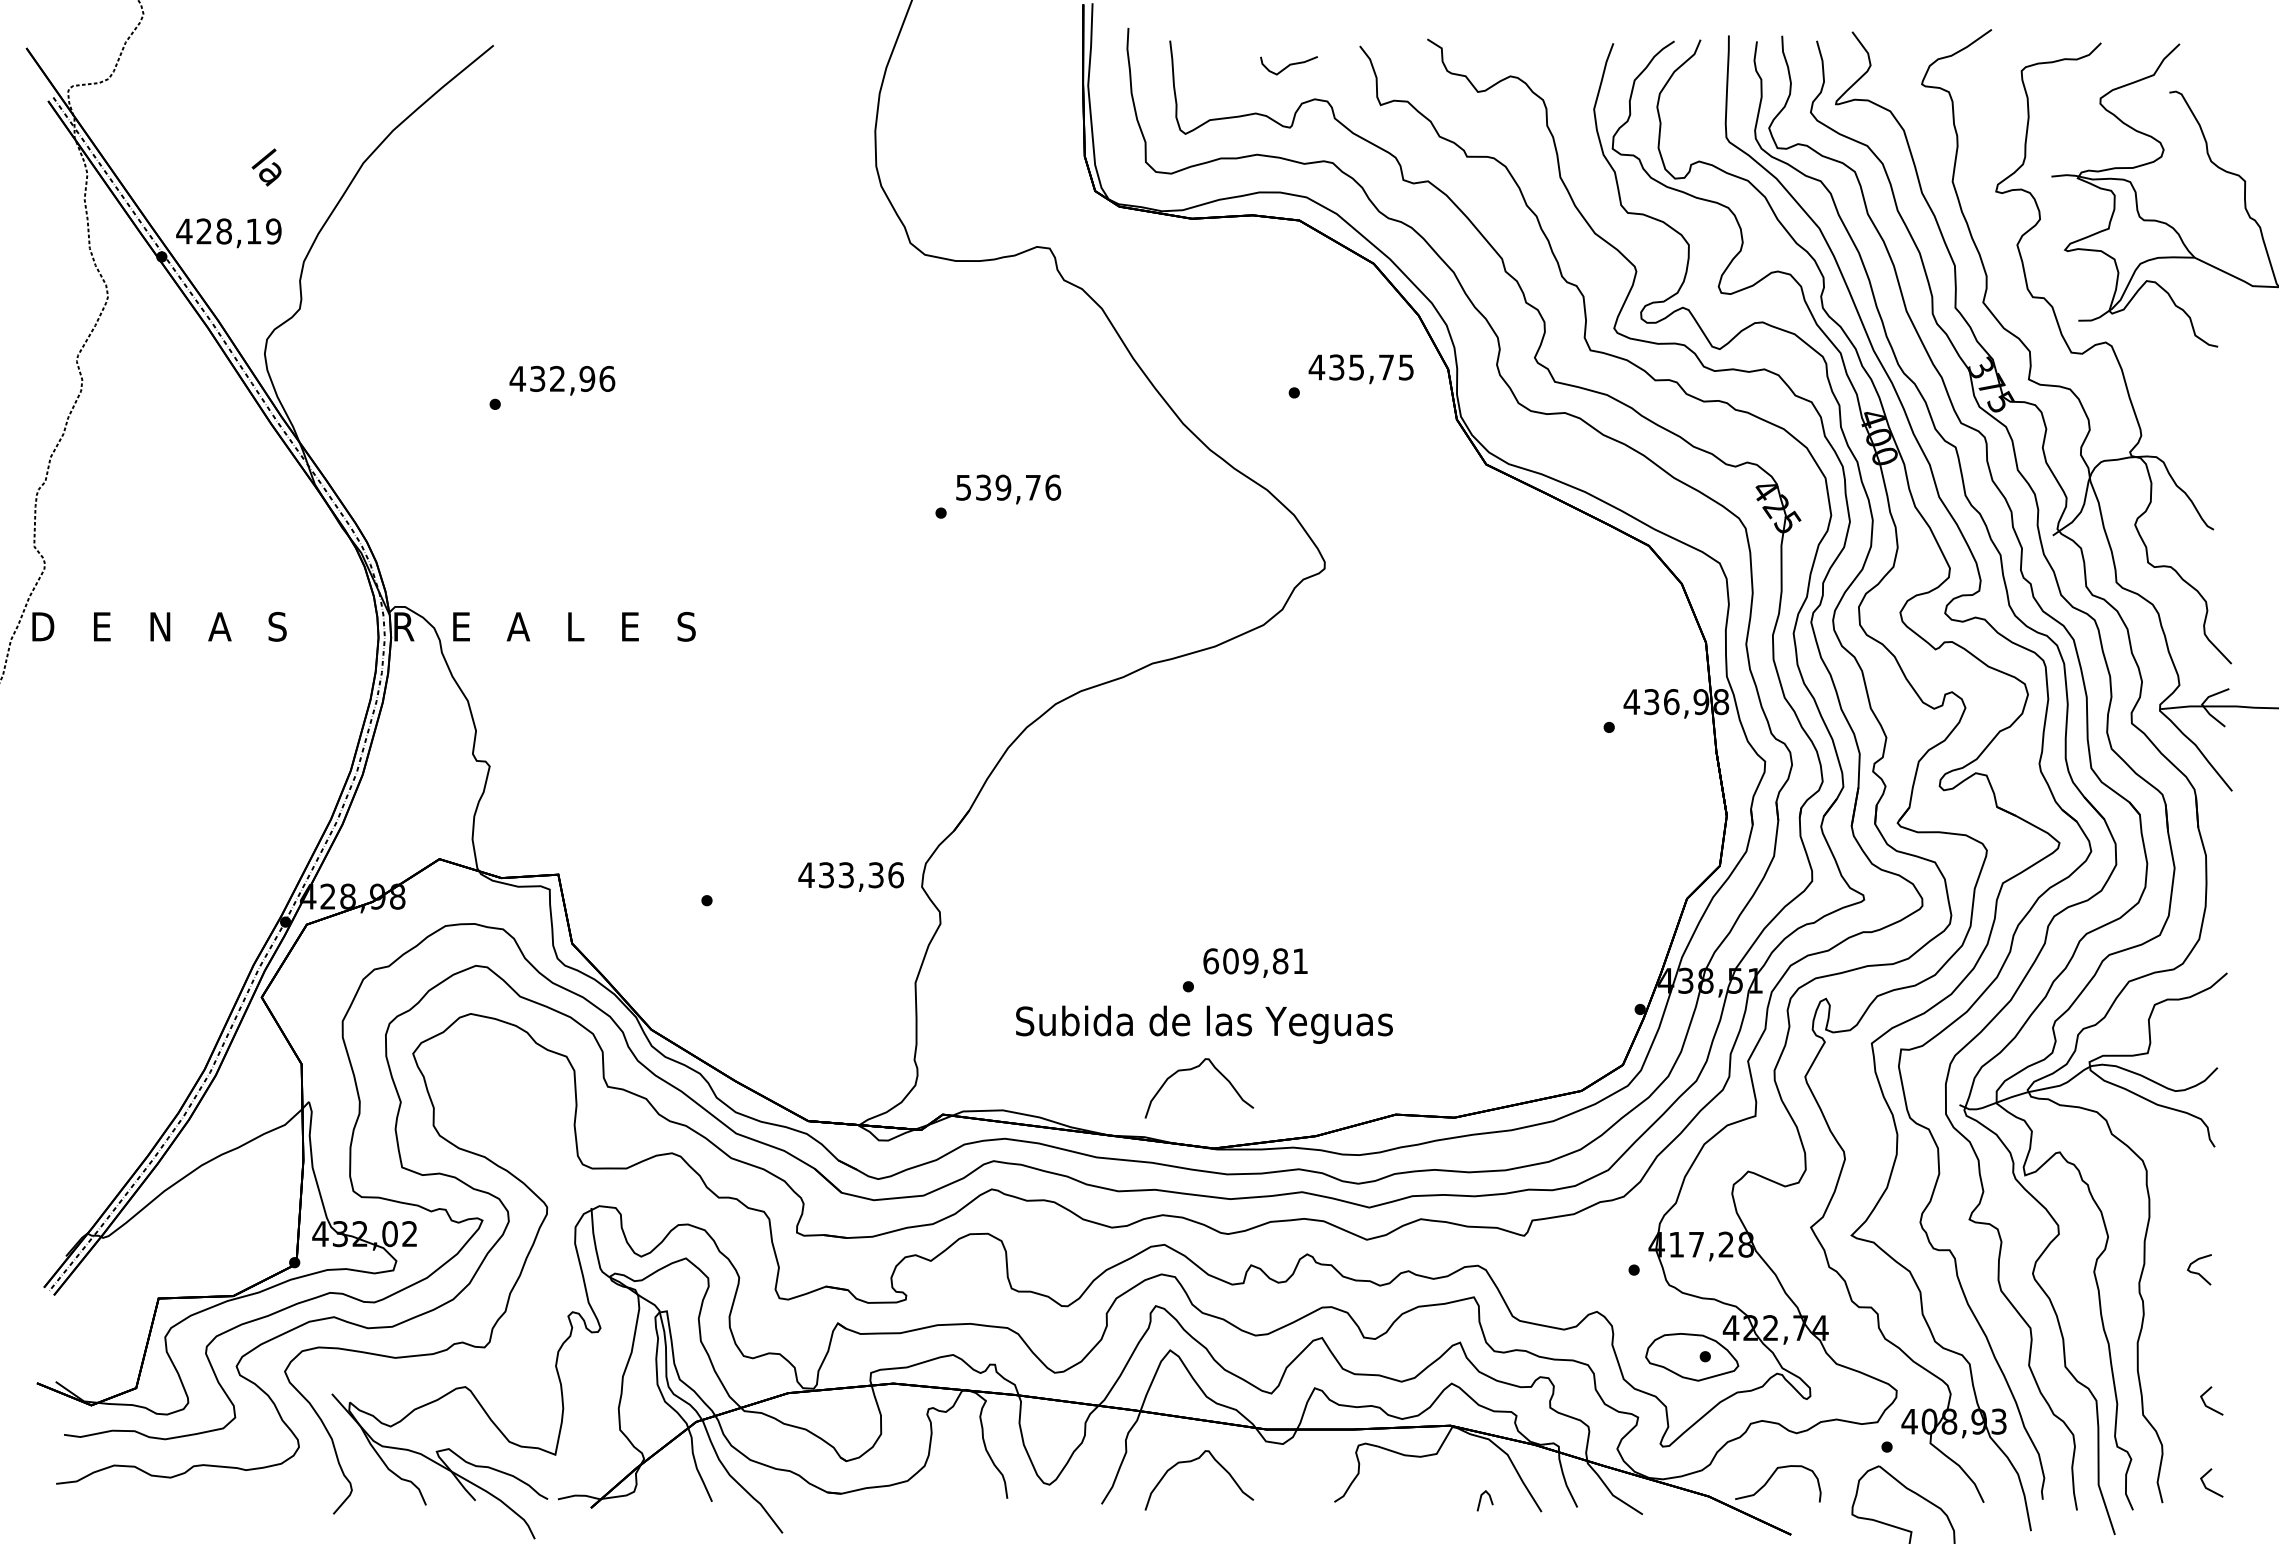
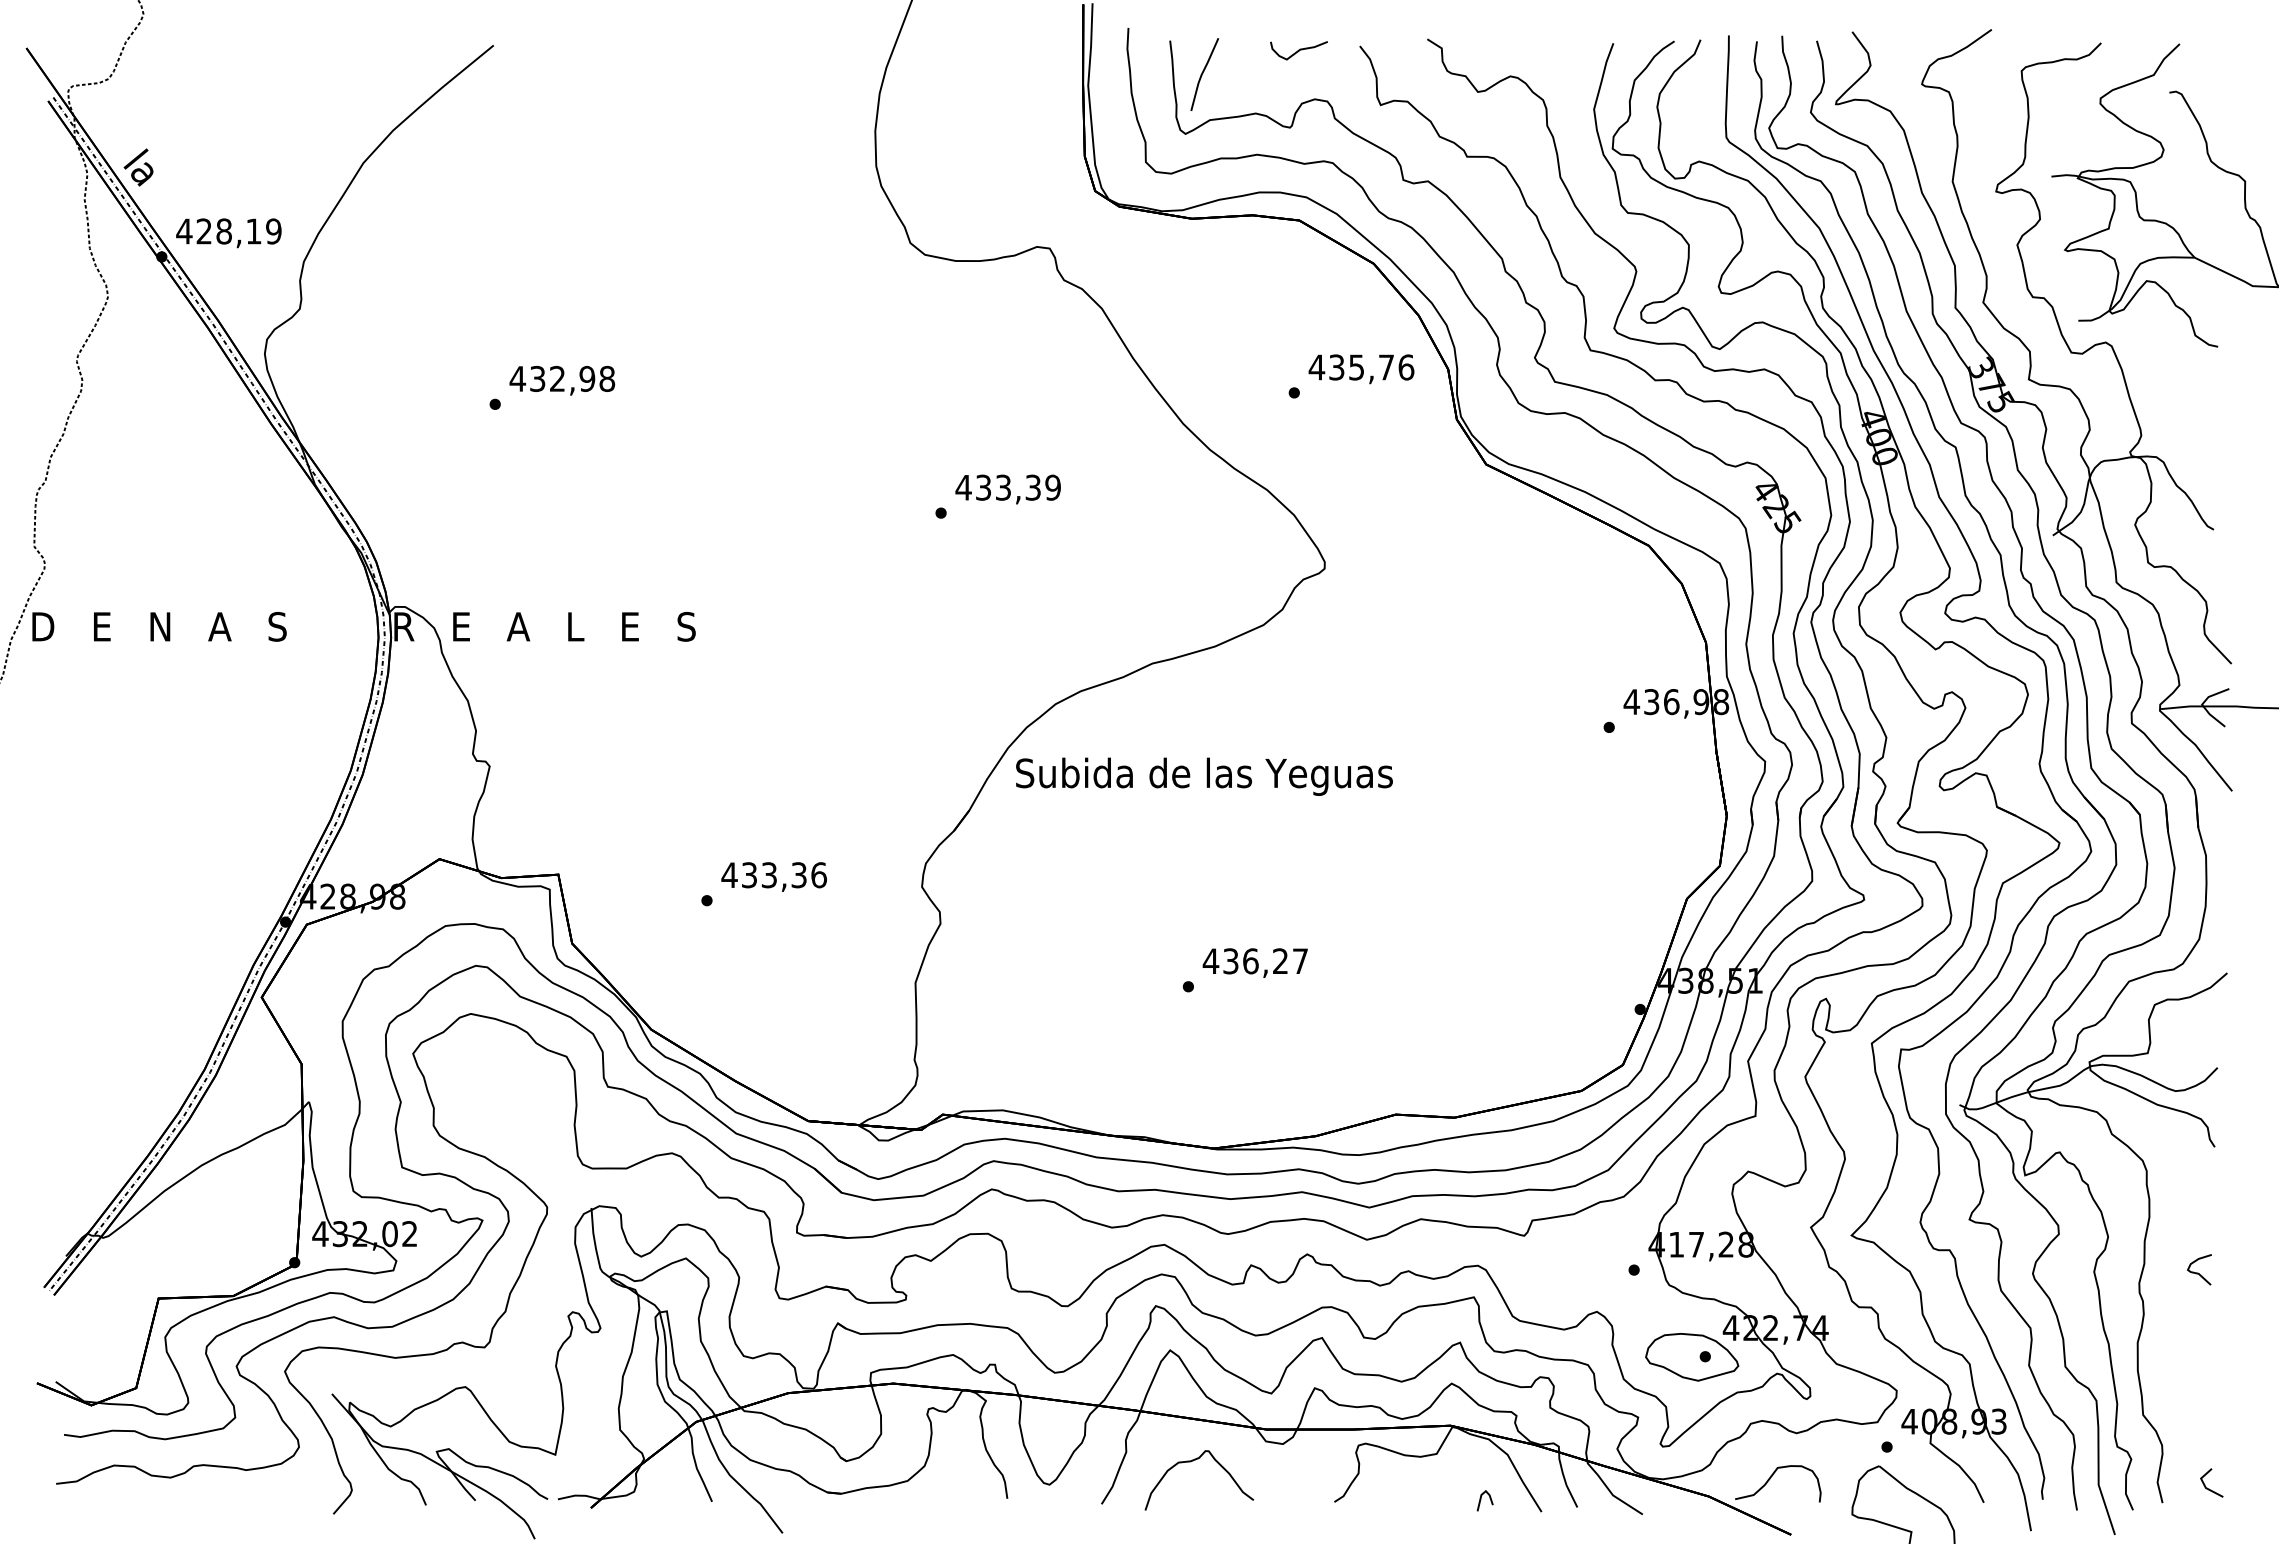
curve position: (1288, 65) -> (1298, 50) (1298, 50)
line: none -> present (1203, 73)
text position: (266, 167) -> (138, 167) (138, 167)
text: 435,75 -> 435,76 (1406, 367)
text: 432,96 -> 432,98 (607, 378)
text: 539,76 -> 433,39 (1008, 487)
text position: (850, 876) -> (773, 876) (773, 876)
text: 609,81 -> 436,27 (1254, 961)
text position: (1204, 1024) -> (1204, 776) (1204, 776)
curve: present -> none (1193, 1069)
line: present -> none (2205, 1402)
